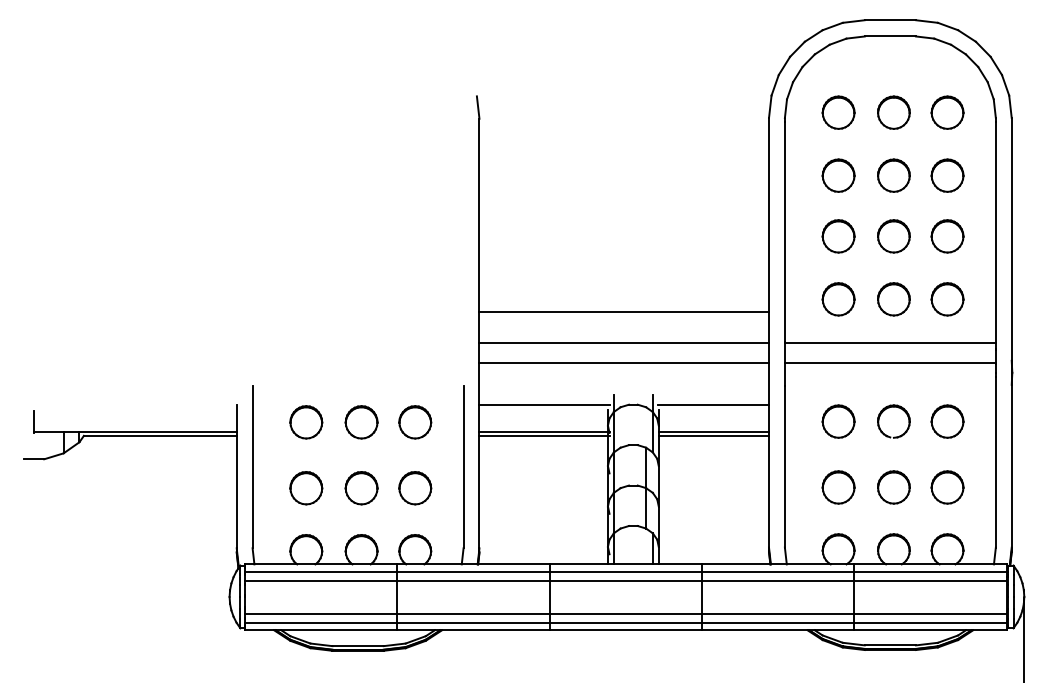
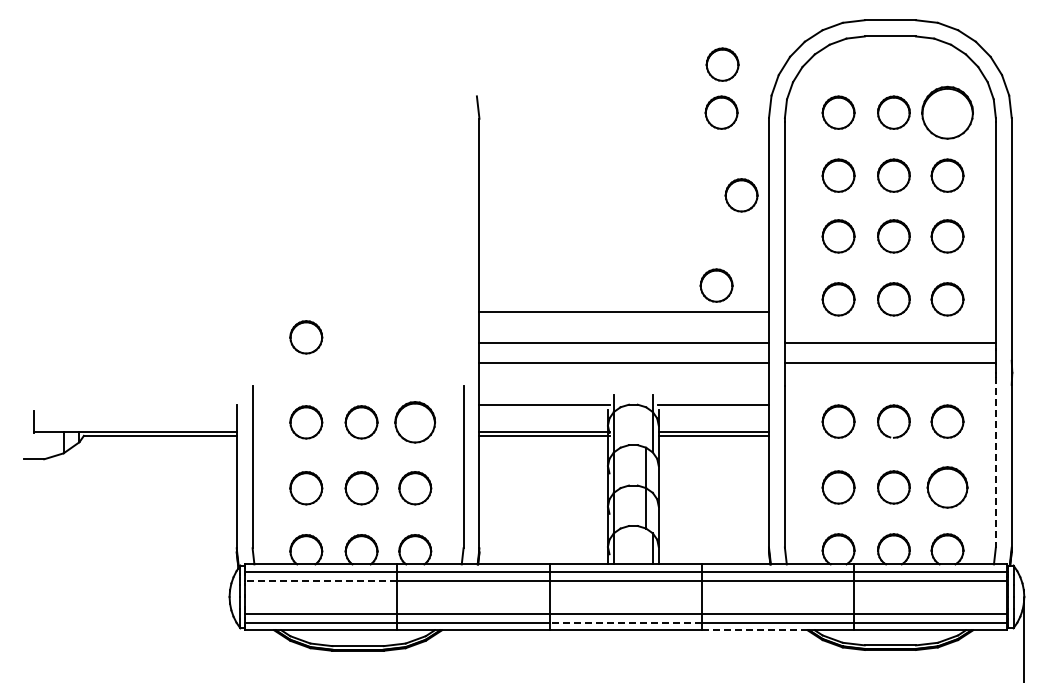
part: none -> present (722, 64)
part: none -> present (721, 112)
part size: 35x35 px -> 53x55 px (947, 112)
part: none -> present (741, 195)
part: none -> present (716, 285)
part: none -> present (306, 337)
part size: 35x35 px -> 43x43 px (415, 422)
line: solid -> dashed (995, 462)
part size: 35x35 px -> 43x43 px (947, 487)
line: solid -> dashed (320, 580)
line: solid -> dashed (625, 622)
line: solid -> dashed (754, 630)
